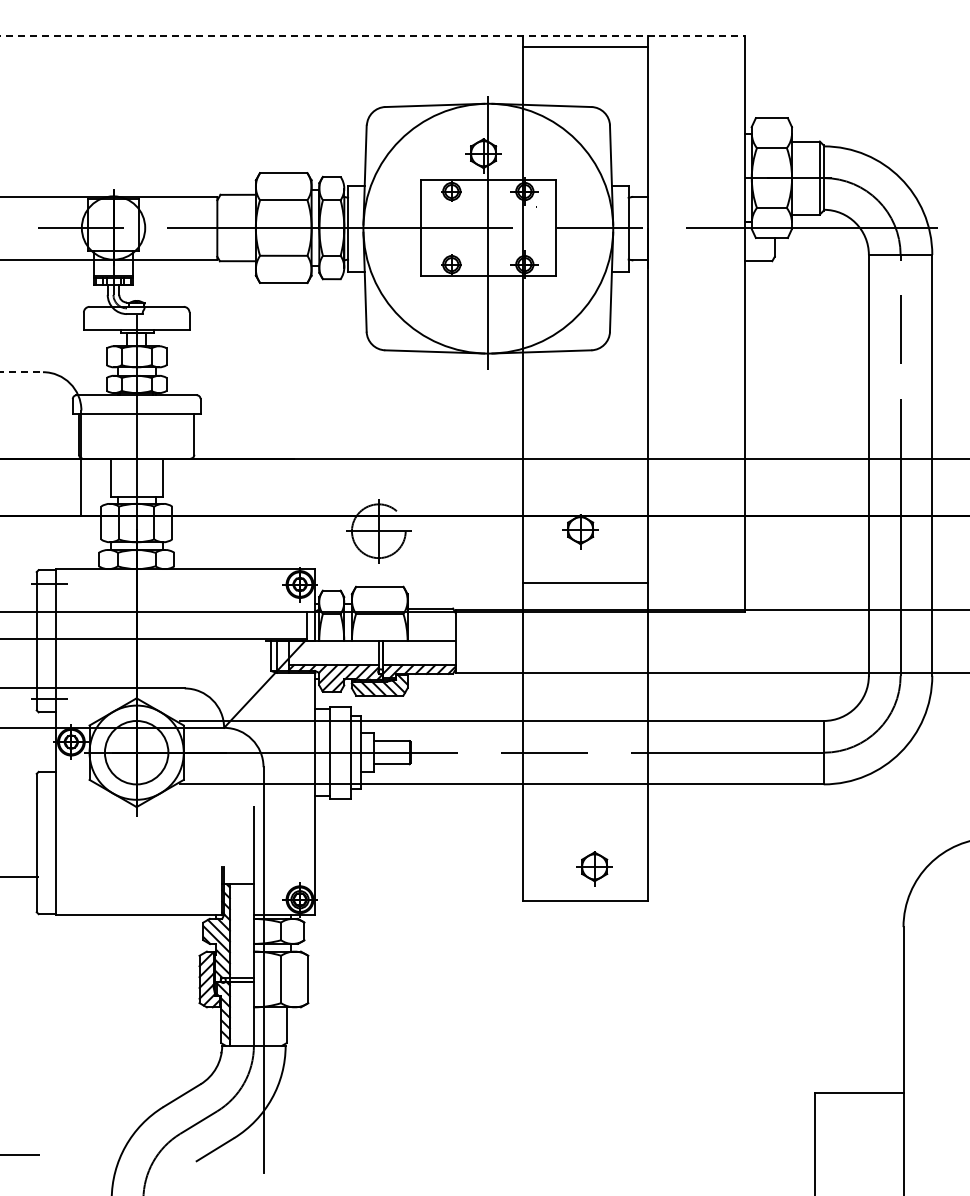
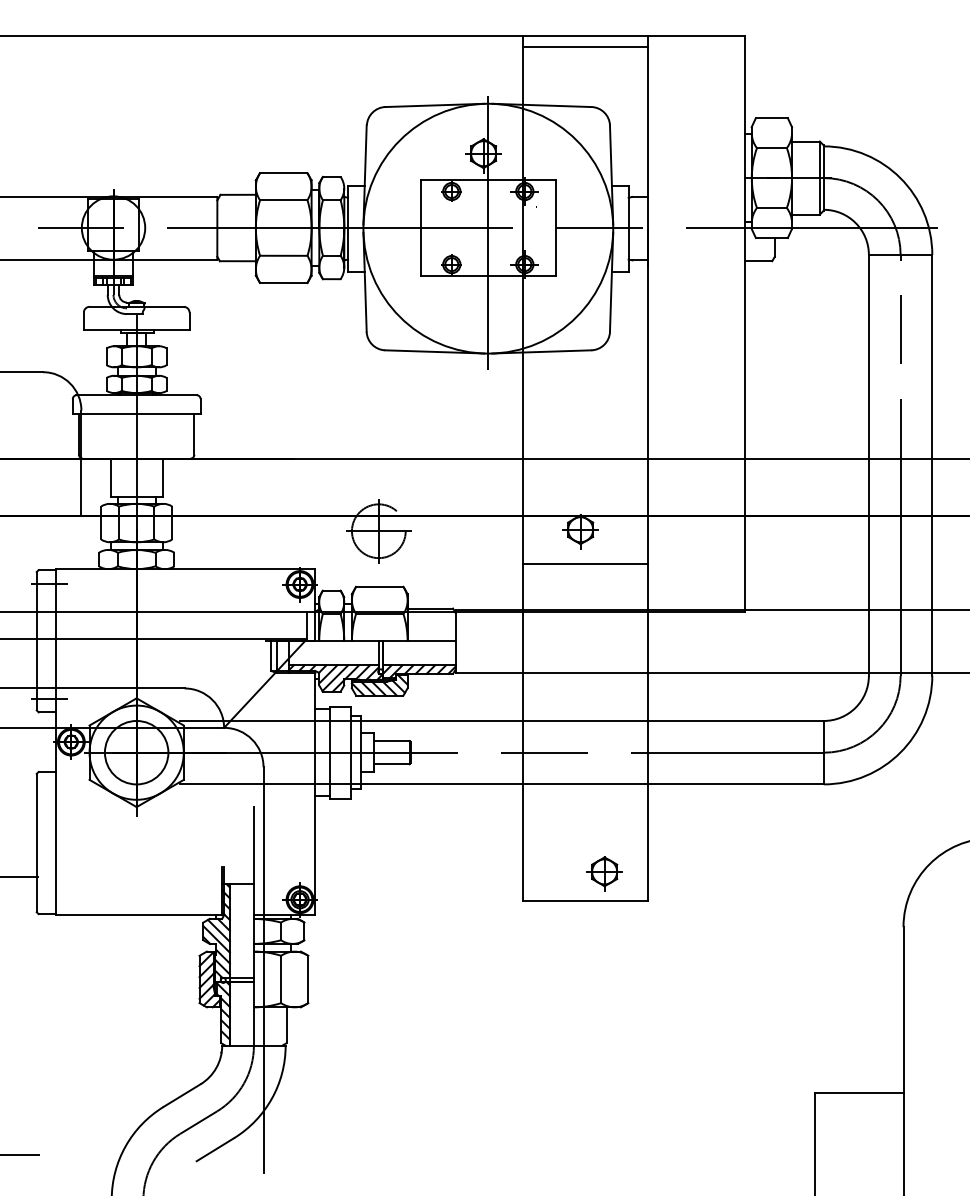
line: dashed -> solid (373, 35)
line: dashed -> solid (22, 372)
line position: (585, 583) -> (585, 564) (585, 564)
part position: (594, 868) -> (604, 873) (604, 873)
